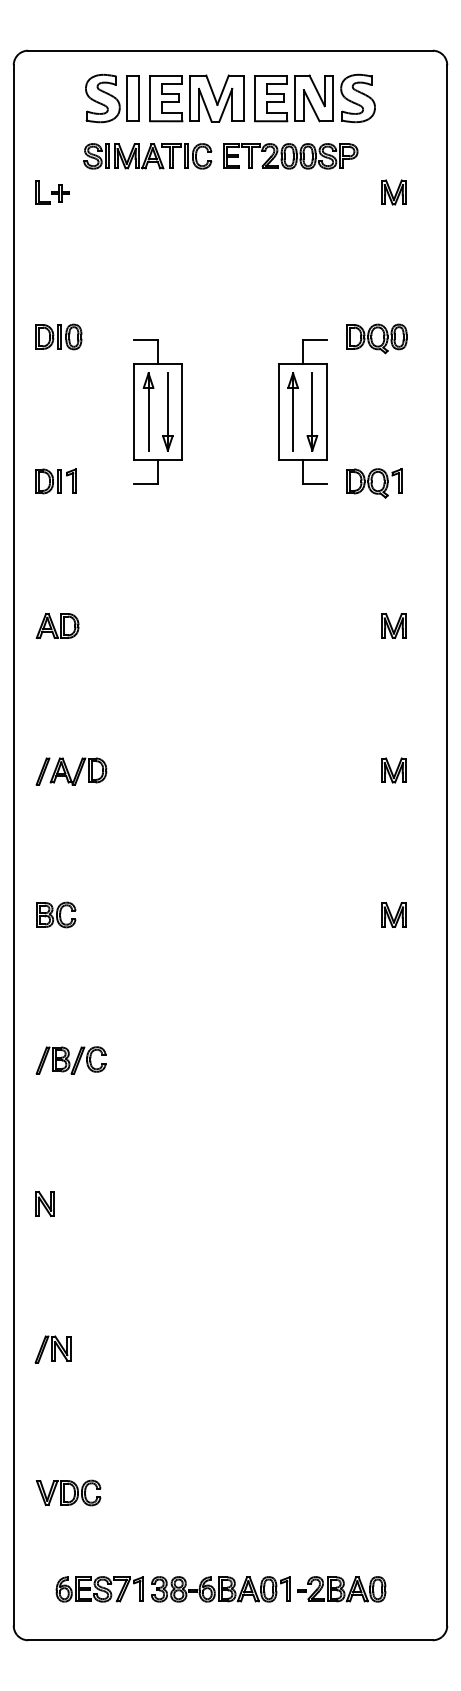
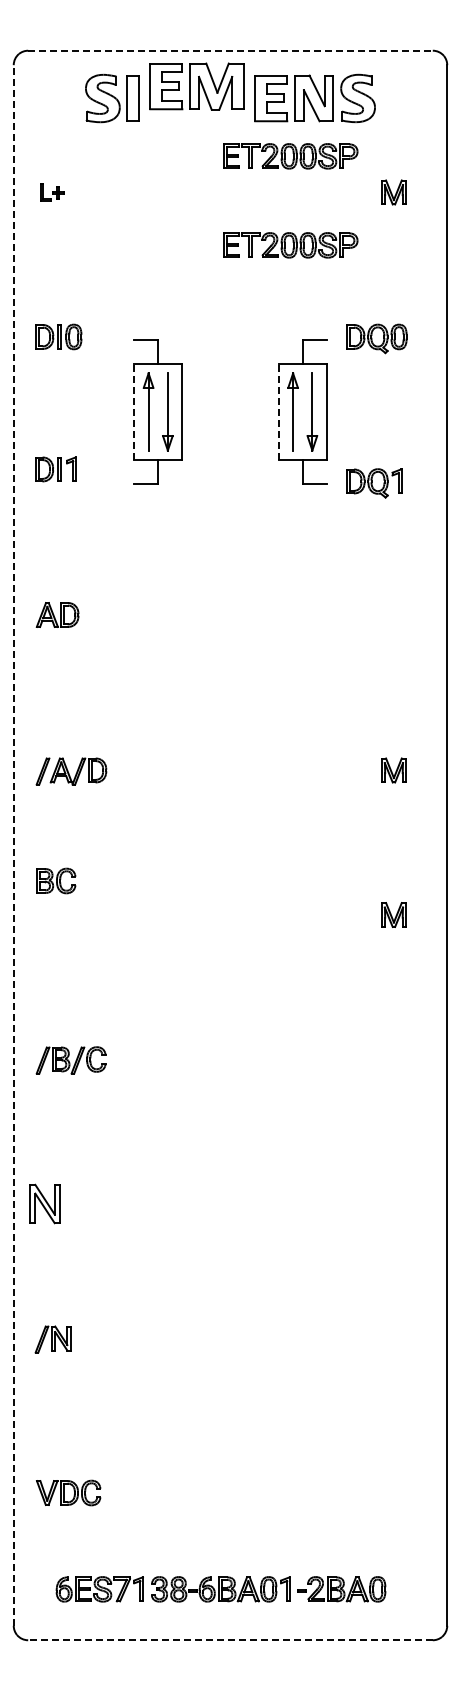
line: solid -> dashed (230, 50)
part position: (196, 98) -> (196, 86) (196, 86)
part: present -> none (147, 156)
part size: 35x25 px -> 25x19 px (52, 192)
part: none -> present (290, 245)
line: solid -> dashed (134, 411)
line: solid -> dashed (278, 411)
part position: (55, 481) -> (55, 469) (55, 469)
part position: (57, 625) -> (57, 614) (57, 614)
part: present -> none (393, 625)
line: solid -> dashed (13, 844)
part position: (56, 914) -> (56, 880) (56, 880)
part size: 20x26 px -> 32x42 px (44, 1203)
part position: (52, 1349) -> (52, 1339) (52, 1339)
line: solid -> dashed (230, 1640)
